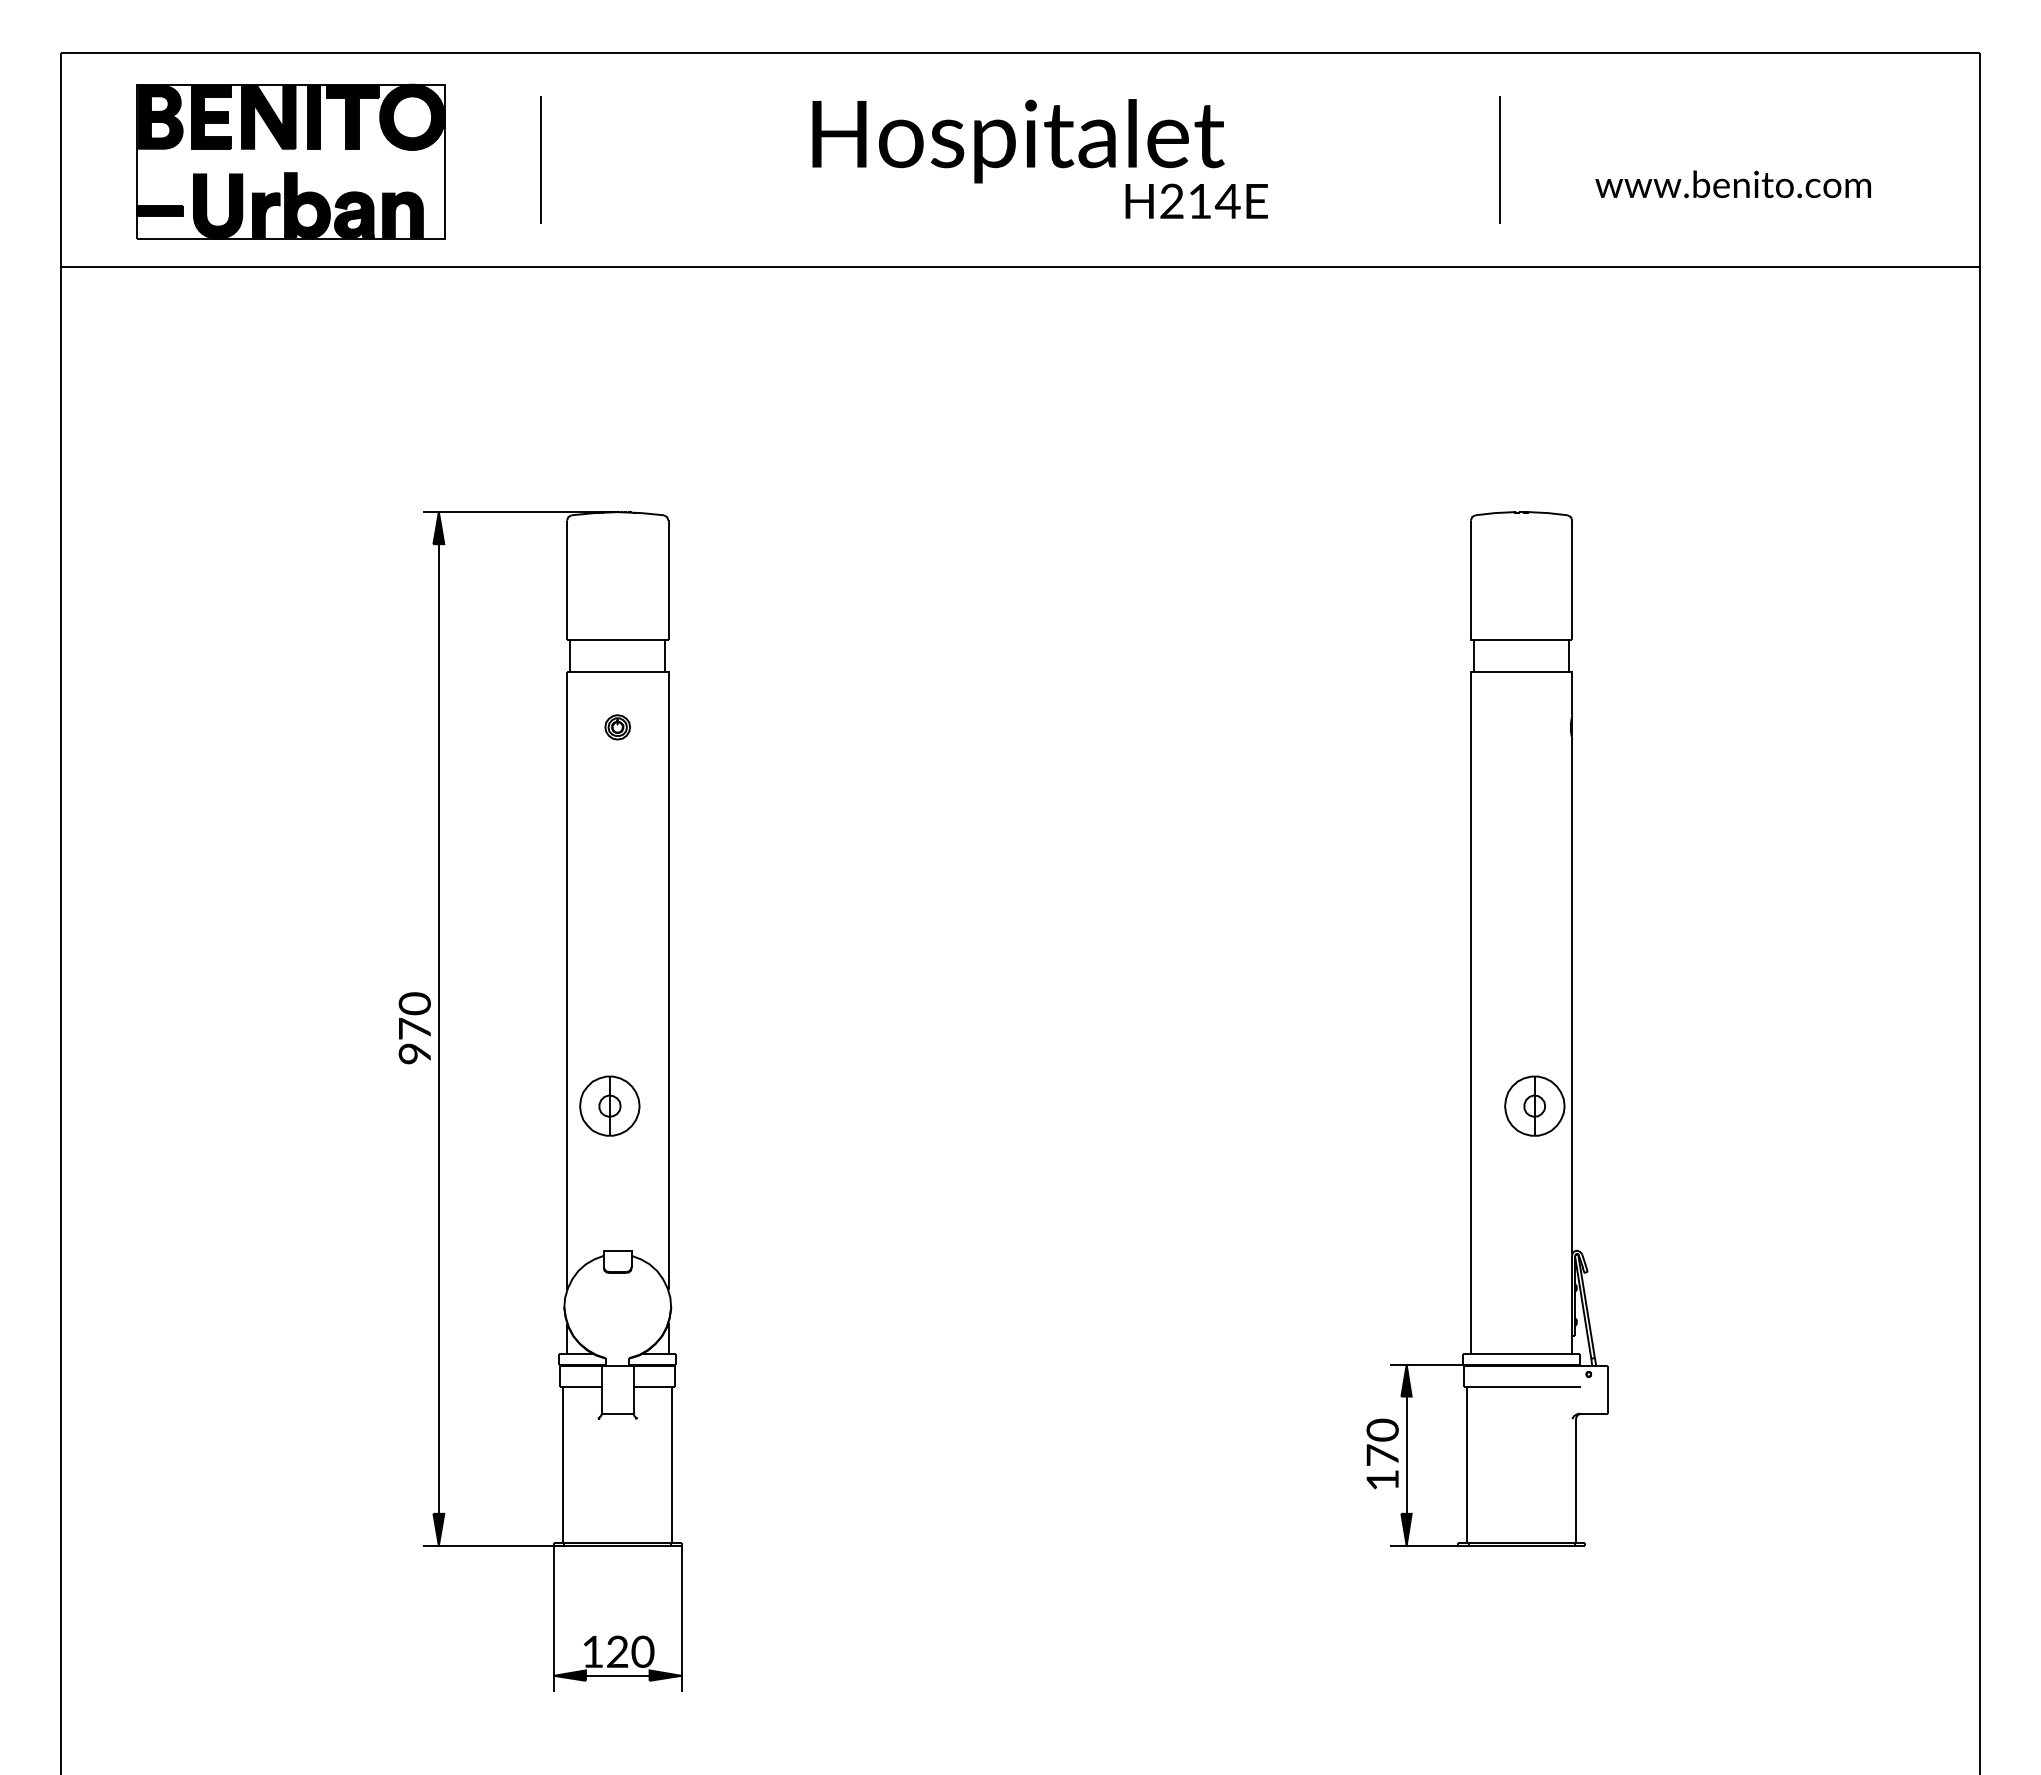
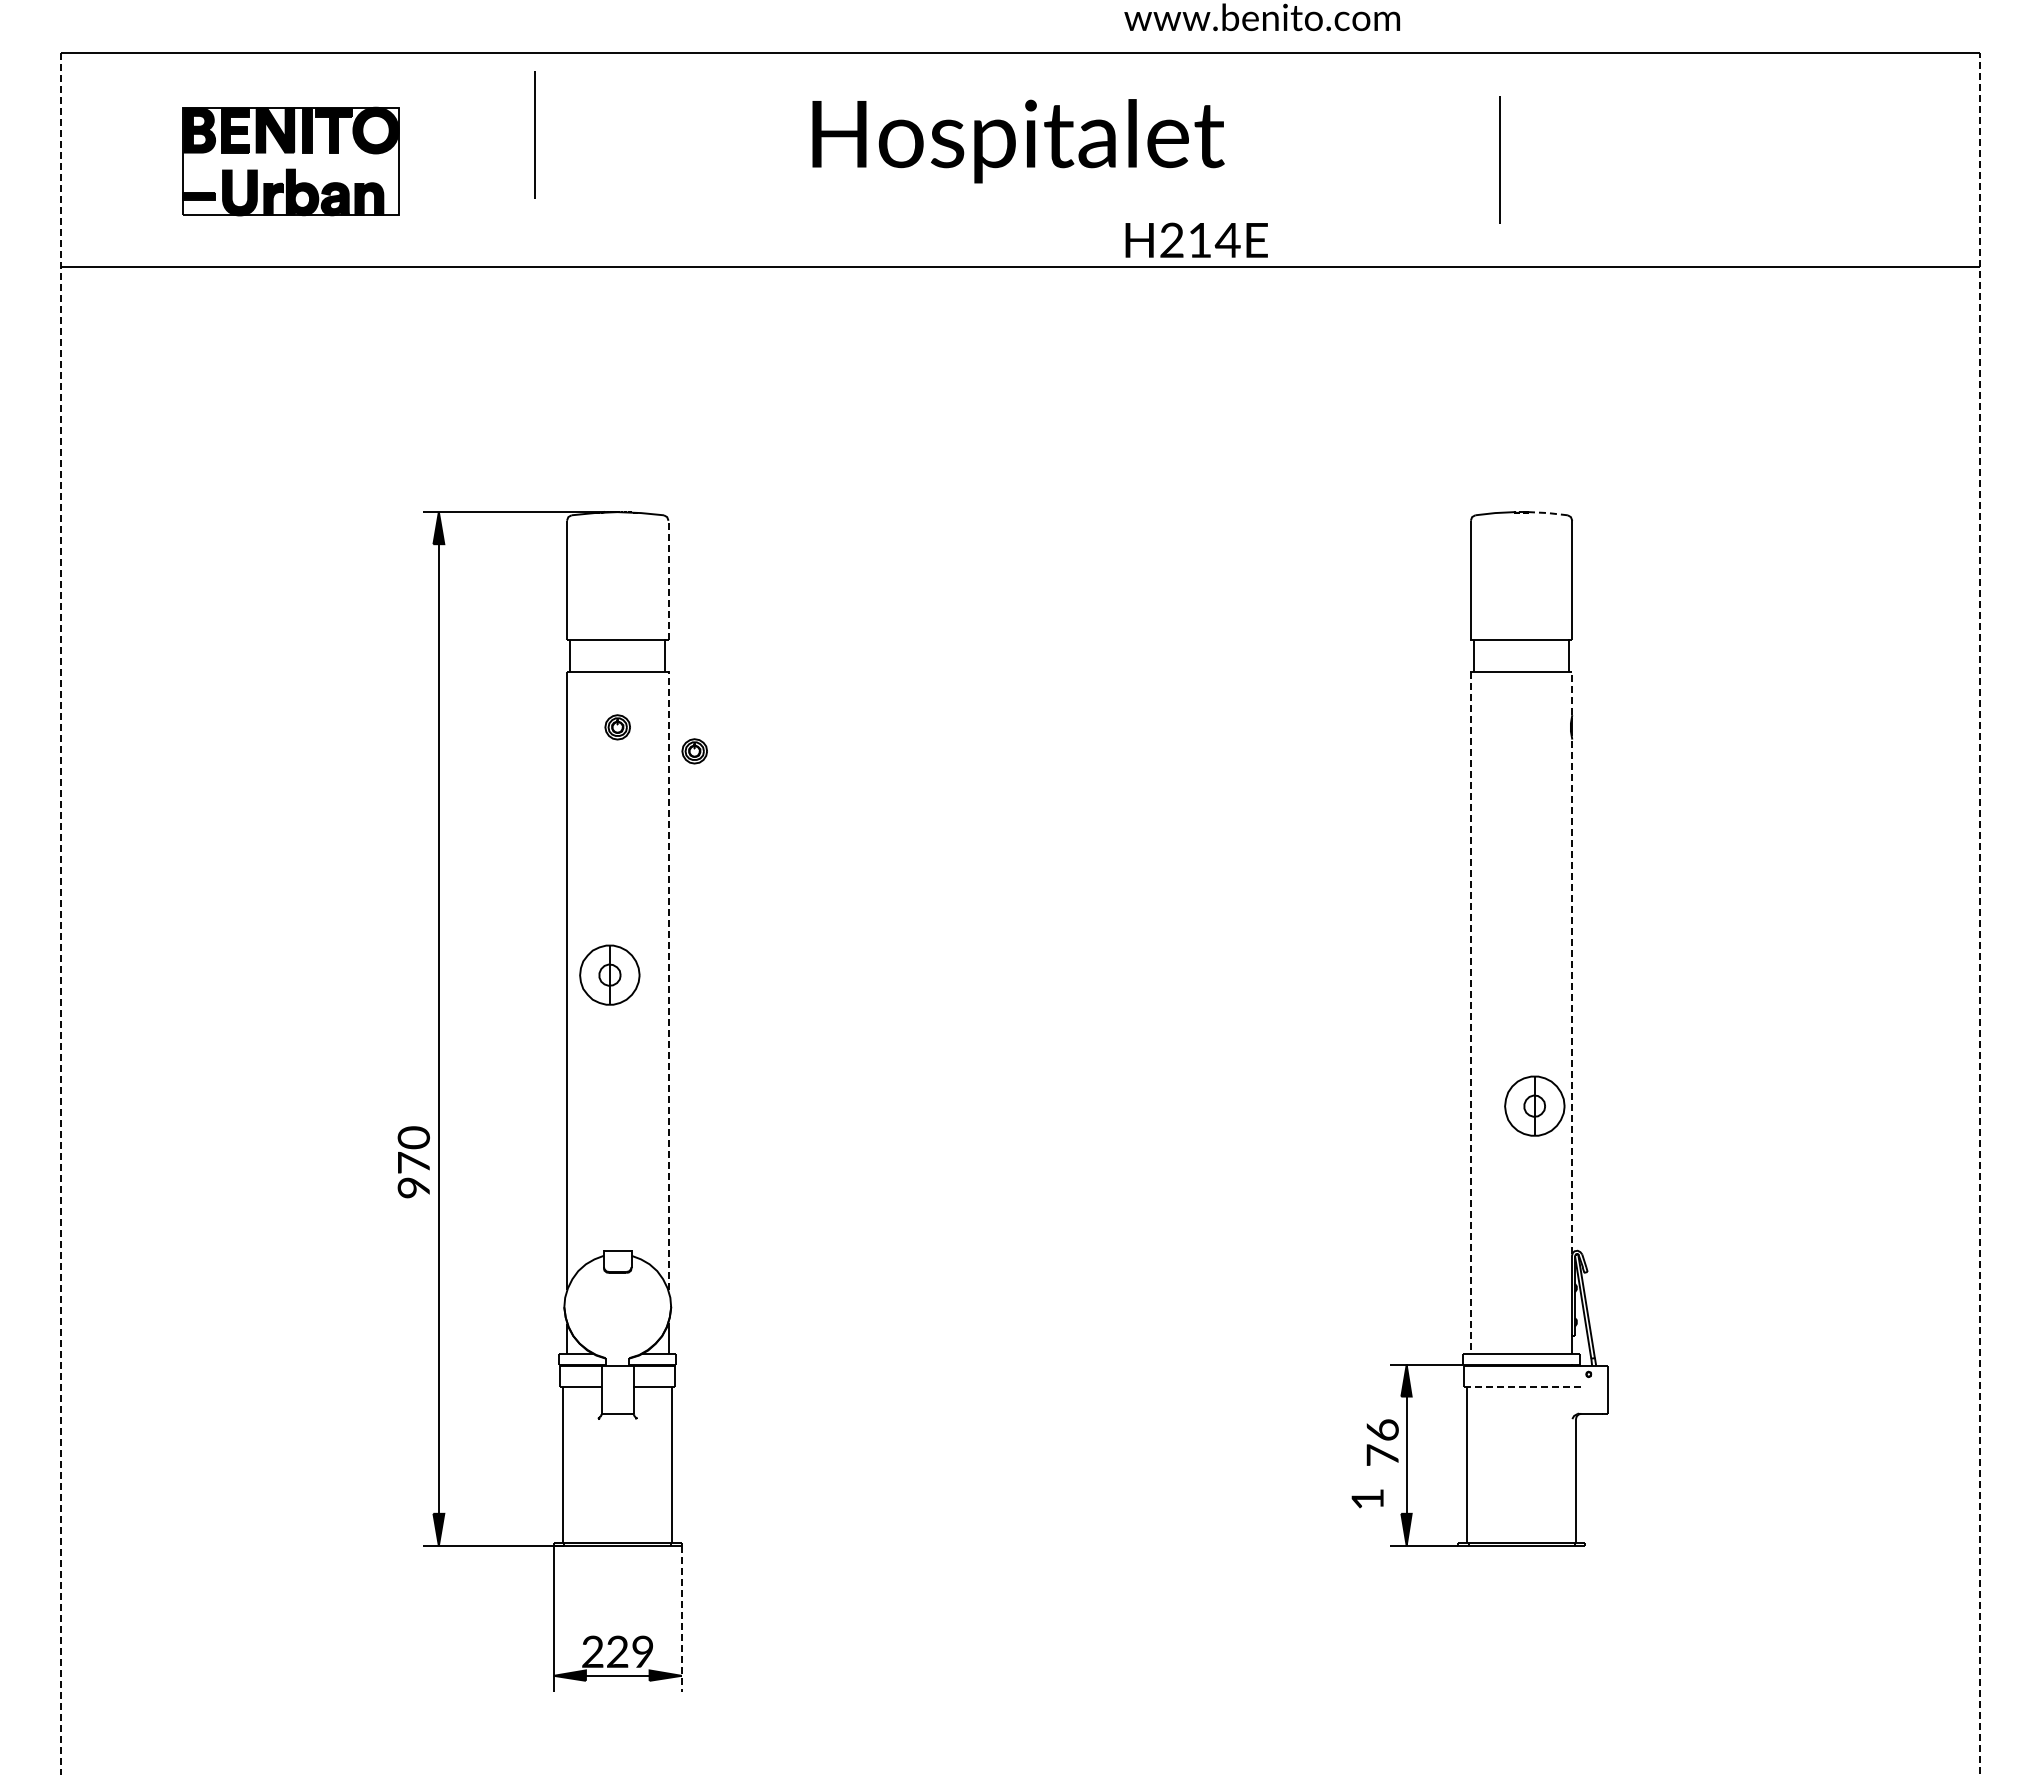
line position: (540, 159) -> (534, 134) (534, 134)
part size: 310x157 px -> 218x111 px (290, 161)
text position: (1732, 184) -> (1261, 17) (1261, 17)
text position: (1196, 200) -> (1196, 239) (1196, 239)
line: solid -> dashed (1547, 513)
line: solid -> dashed (668, 580)
line: solid -> dashed (1572, 693)
part: none -> present (694, 751)
line: solid -> dashed (1979, 913)
line: solid -> dashed (61, 914)
line: solid -> dashed (668, 980)
line: solid -> dashed (1572, 995)
line: solid -> dashed (1470, 1013)
text position: (414, 1028) -> (413, 1162) (413, 1162)
part position: (609, 1105) -> (609, 974) (609, 974)
line: solid -> dashed (1519, 1387)
text: 0 -> 6 (1382, 1429)
text position: (1382, 1479) -> (1367, 1498) (1367, 1498)
line: solid -> dashed (681, 1618)
text: 1 -> 2 (592, 1651)
text: 0 -> 9 (642, 1652)
